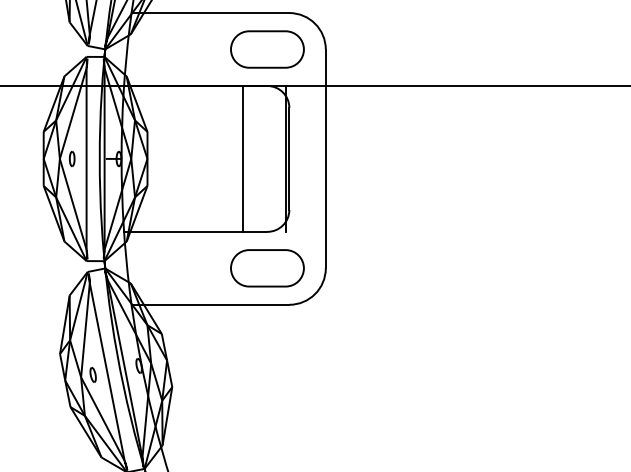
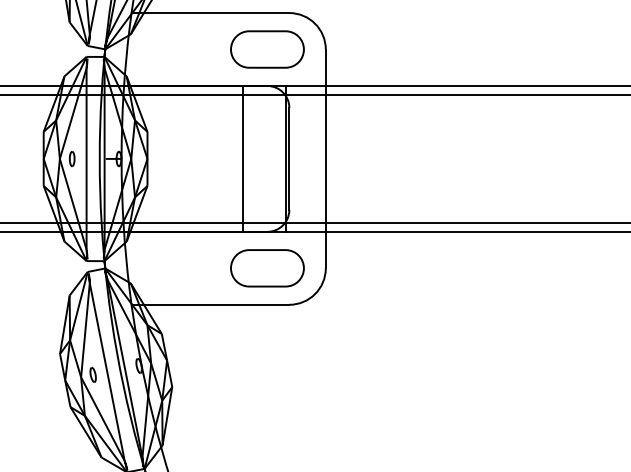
line: none -> present (314, 94)
line: none -> present (314, 223)
line: none -> present (314, 231)
